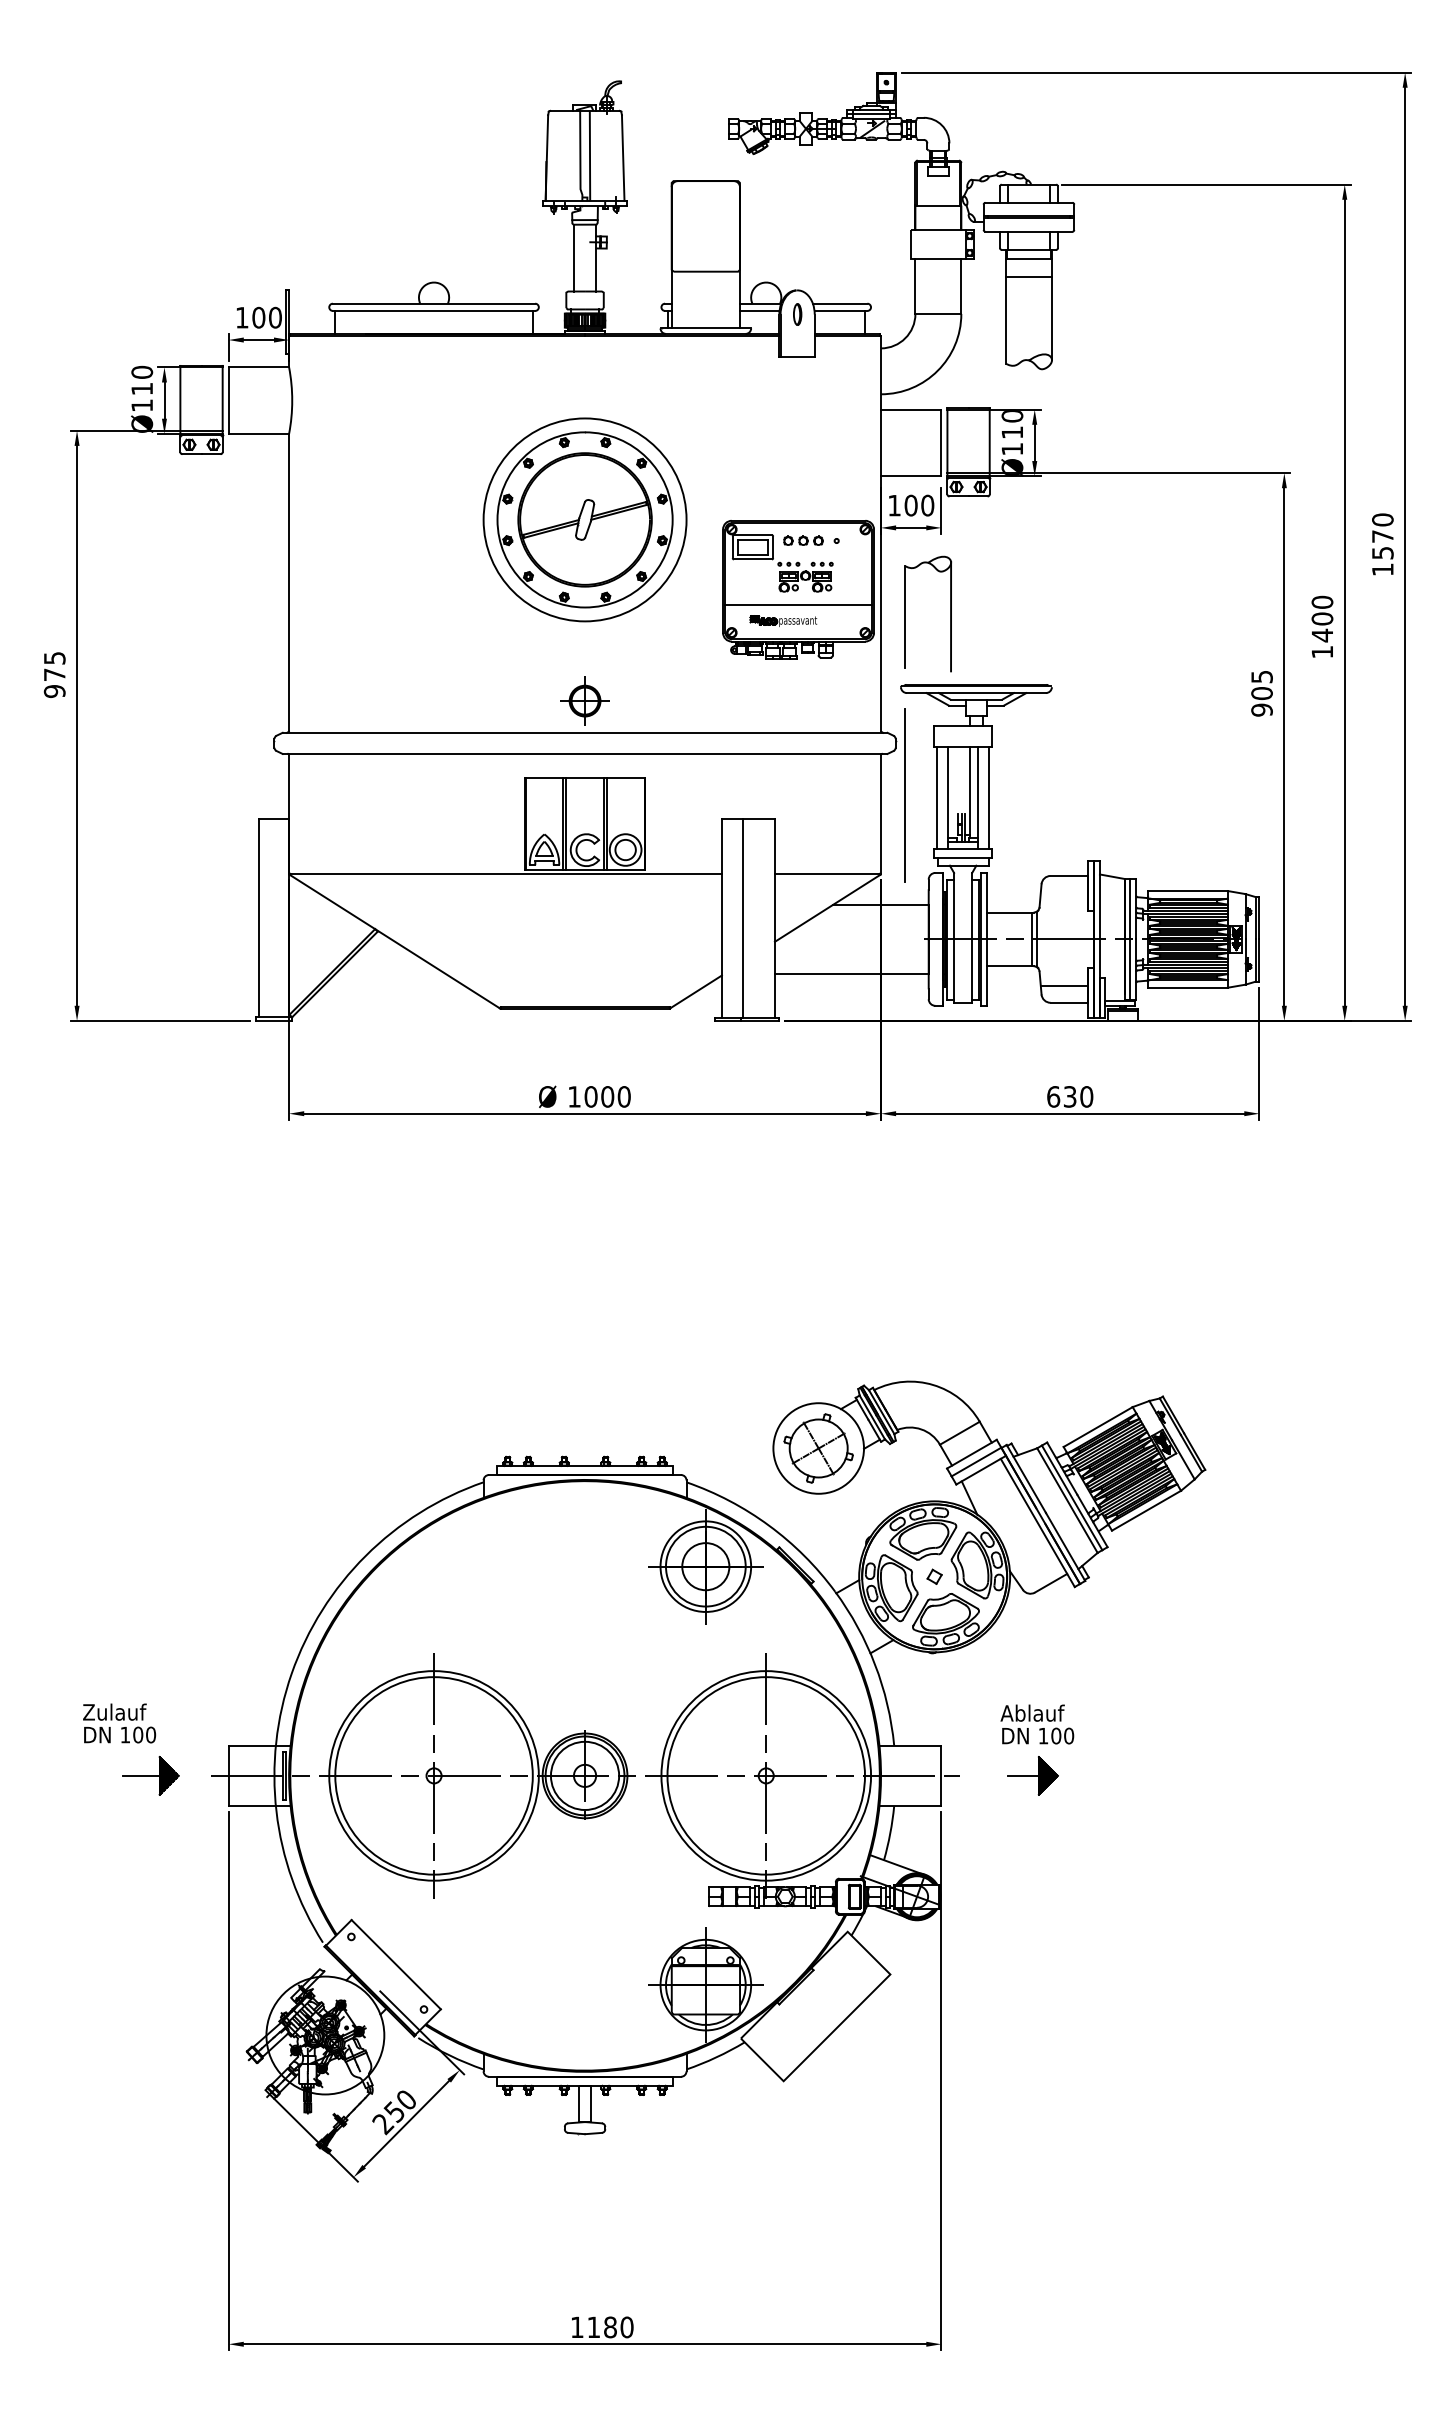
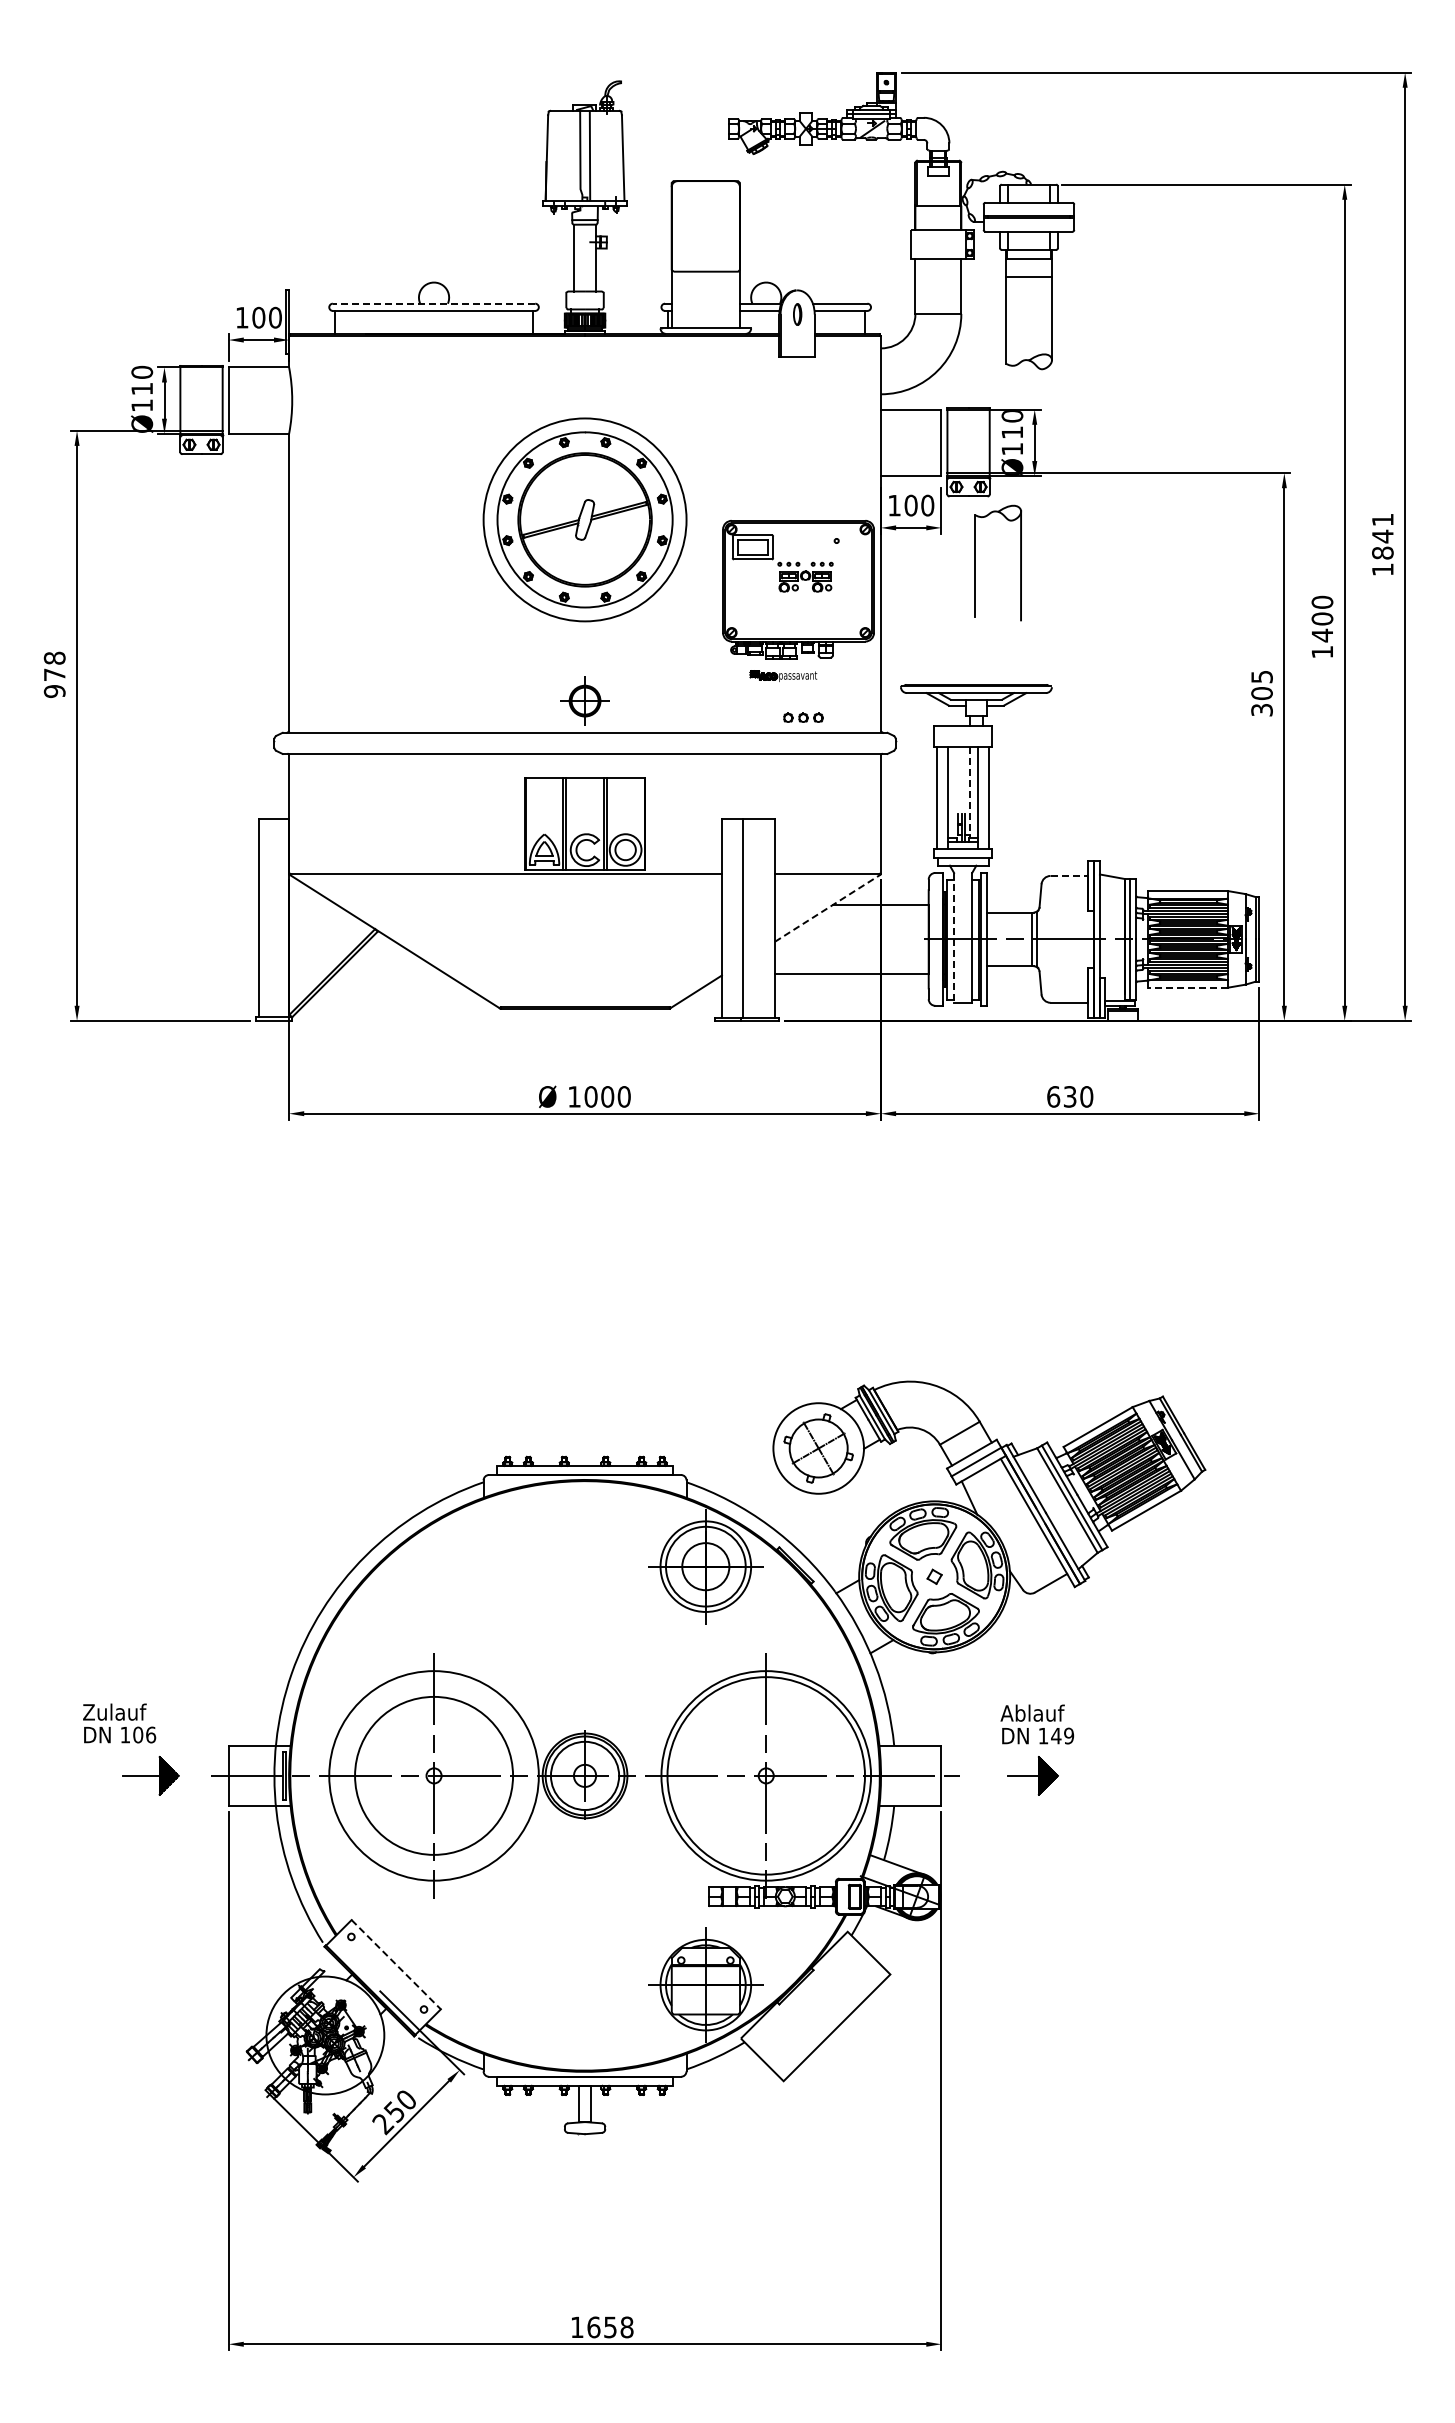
line: solid -> dashed (433, 303)
text: 1570 -> 1841 (1382, 536)
part position: (803, 540) -> (803, 717) (803, 717)
line: present -> none (798, 604)
part position: (950, 613) -> (1020, 562) (1020, 562)
part position: (783, 620) -> (783, 675) (783, 675)
text: 975 -> 978 (54, 657)
text: 905 -> 305 (1261, 709)
line: solid -> dashed (970, 793)
line: present -> none (905, 795)
line: solid -> dashed (1069, 875)
line: solid -> dashed (828, 908)
line: solid -> dashed (954, 937)
line: present -> none (1065, 986)
line: solid -> dashed (1188, 987)
text: 100 -> 106 (151, 1734)
text: 100 -> 149 (1062, 1735)
circle diameter: 198 px -> 158 px (434, 1775)
line: solid -> dashed (396, 1965)
text: 1180 -> 1658 (610, 2327)
